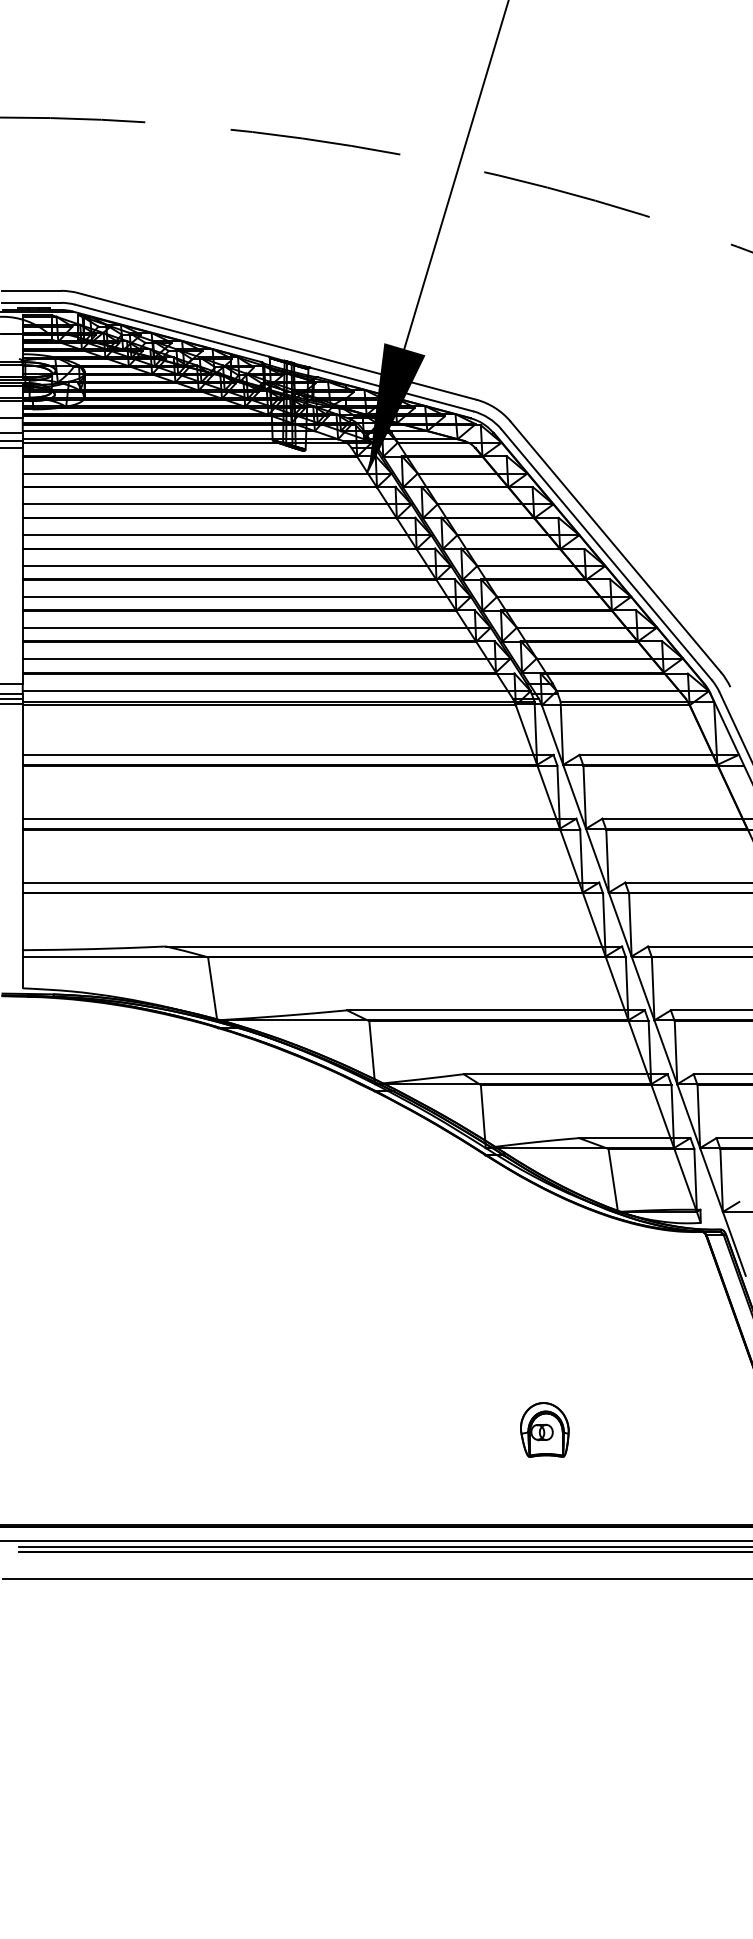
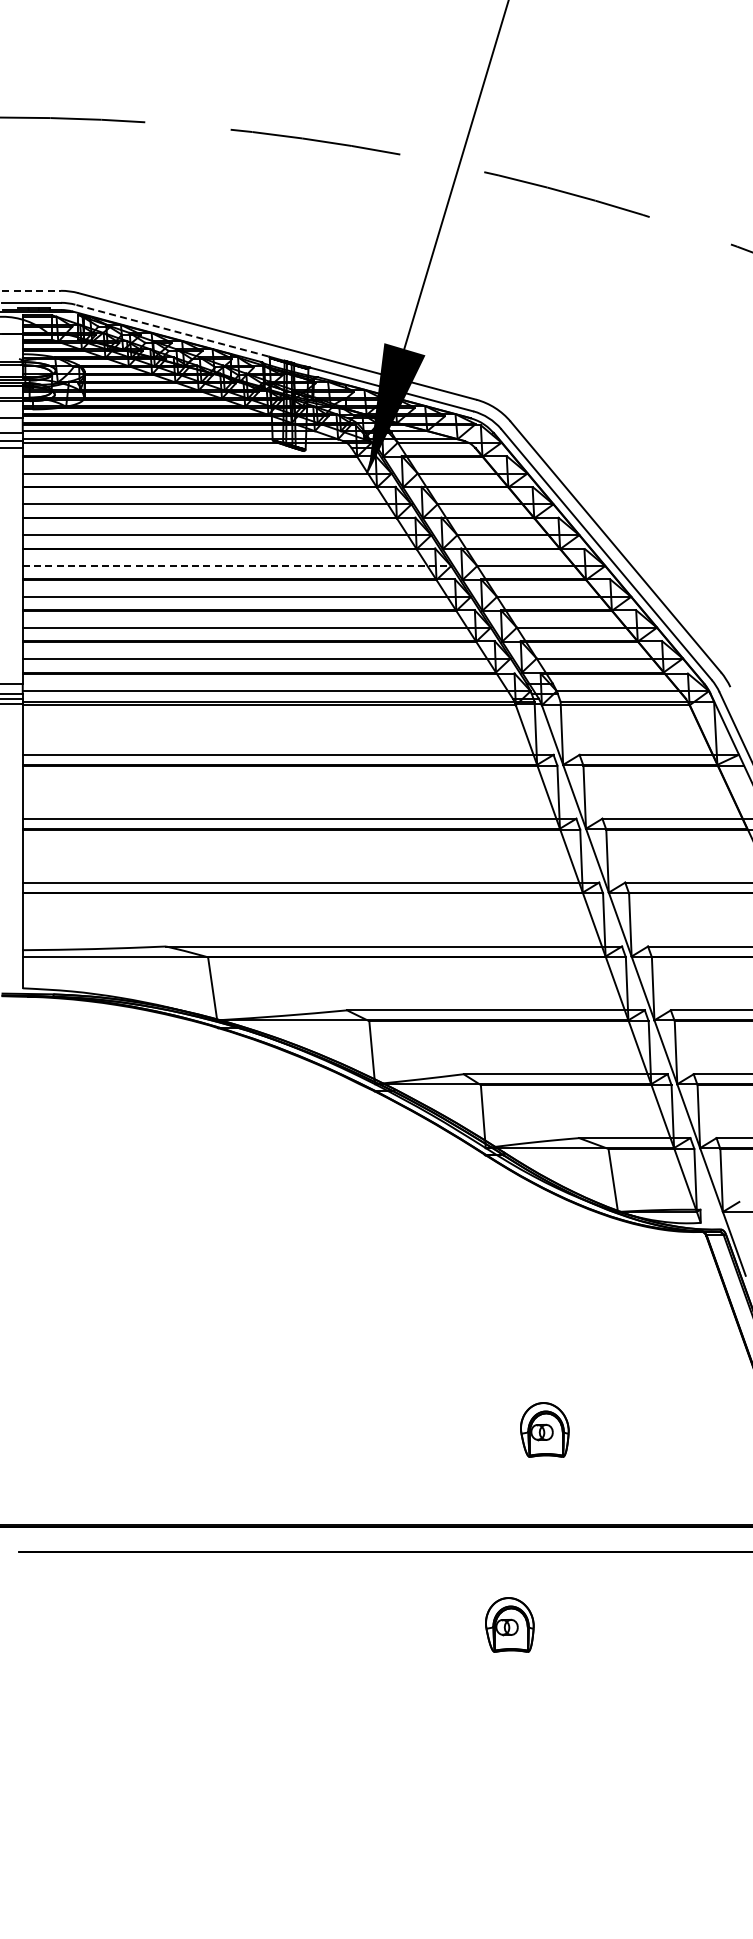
line: solid -> dashed (32, 290)
line: solid -> dashed (171, 330)
line: solid -> dashed (237, 566)
line: present -> none (375, 1540)
line: present -> none (383, 1547)
line: present -> none (375, 1579)
part: none -> present (509, 1624)
